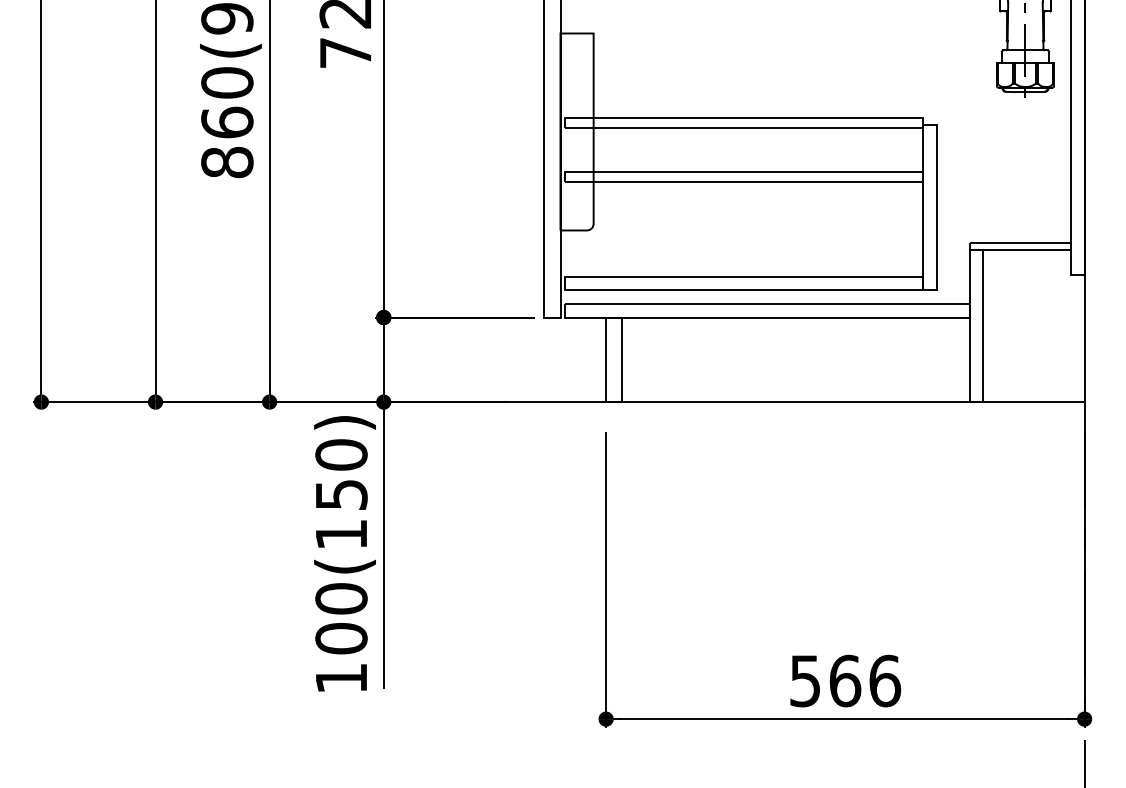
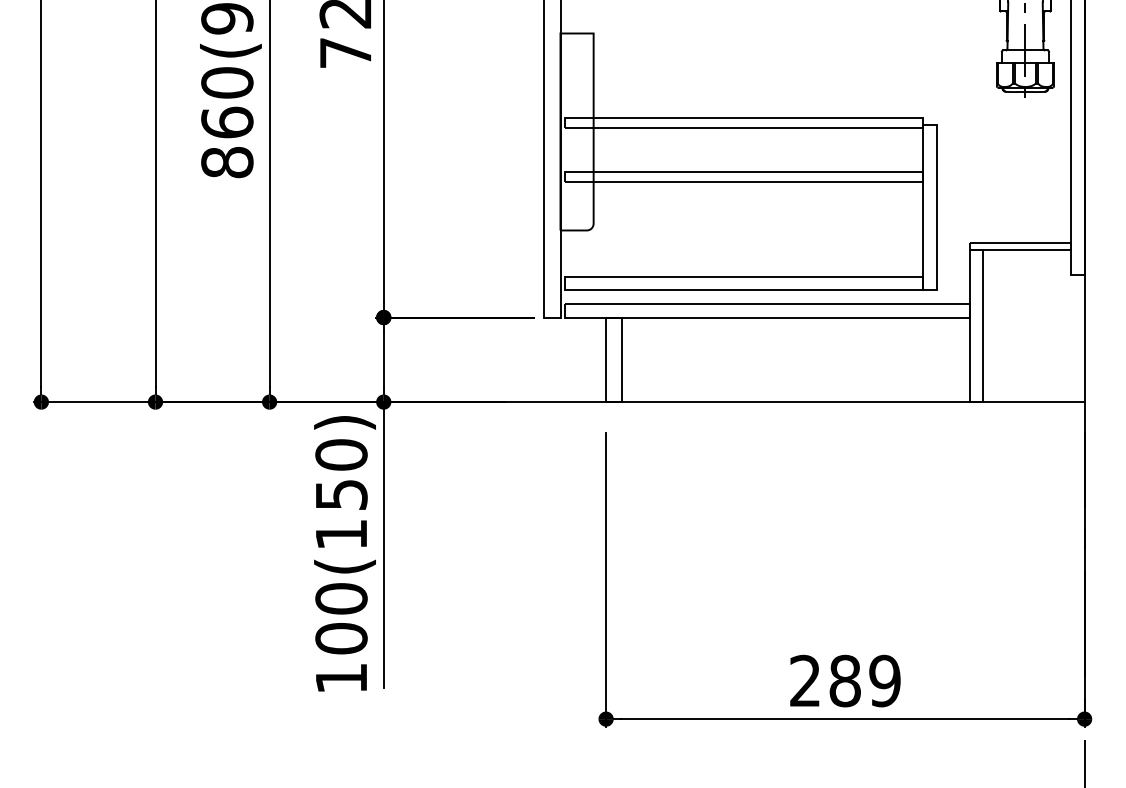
text: 566 -> 289 (845, 680)
